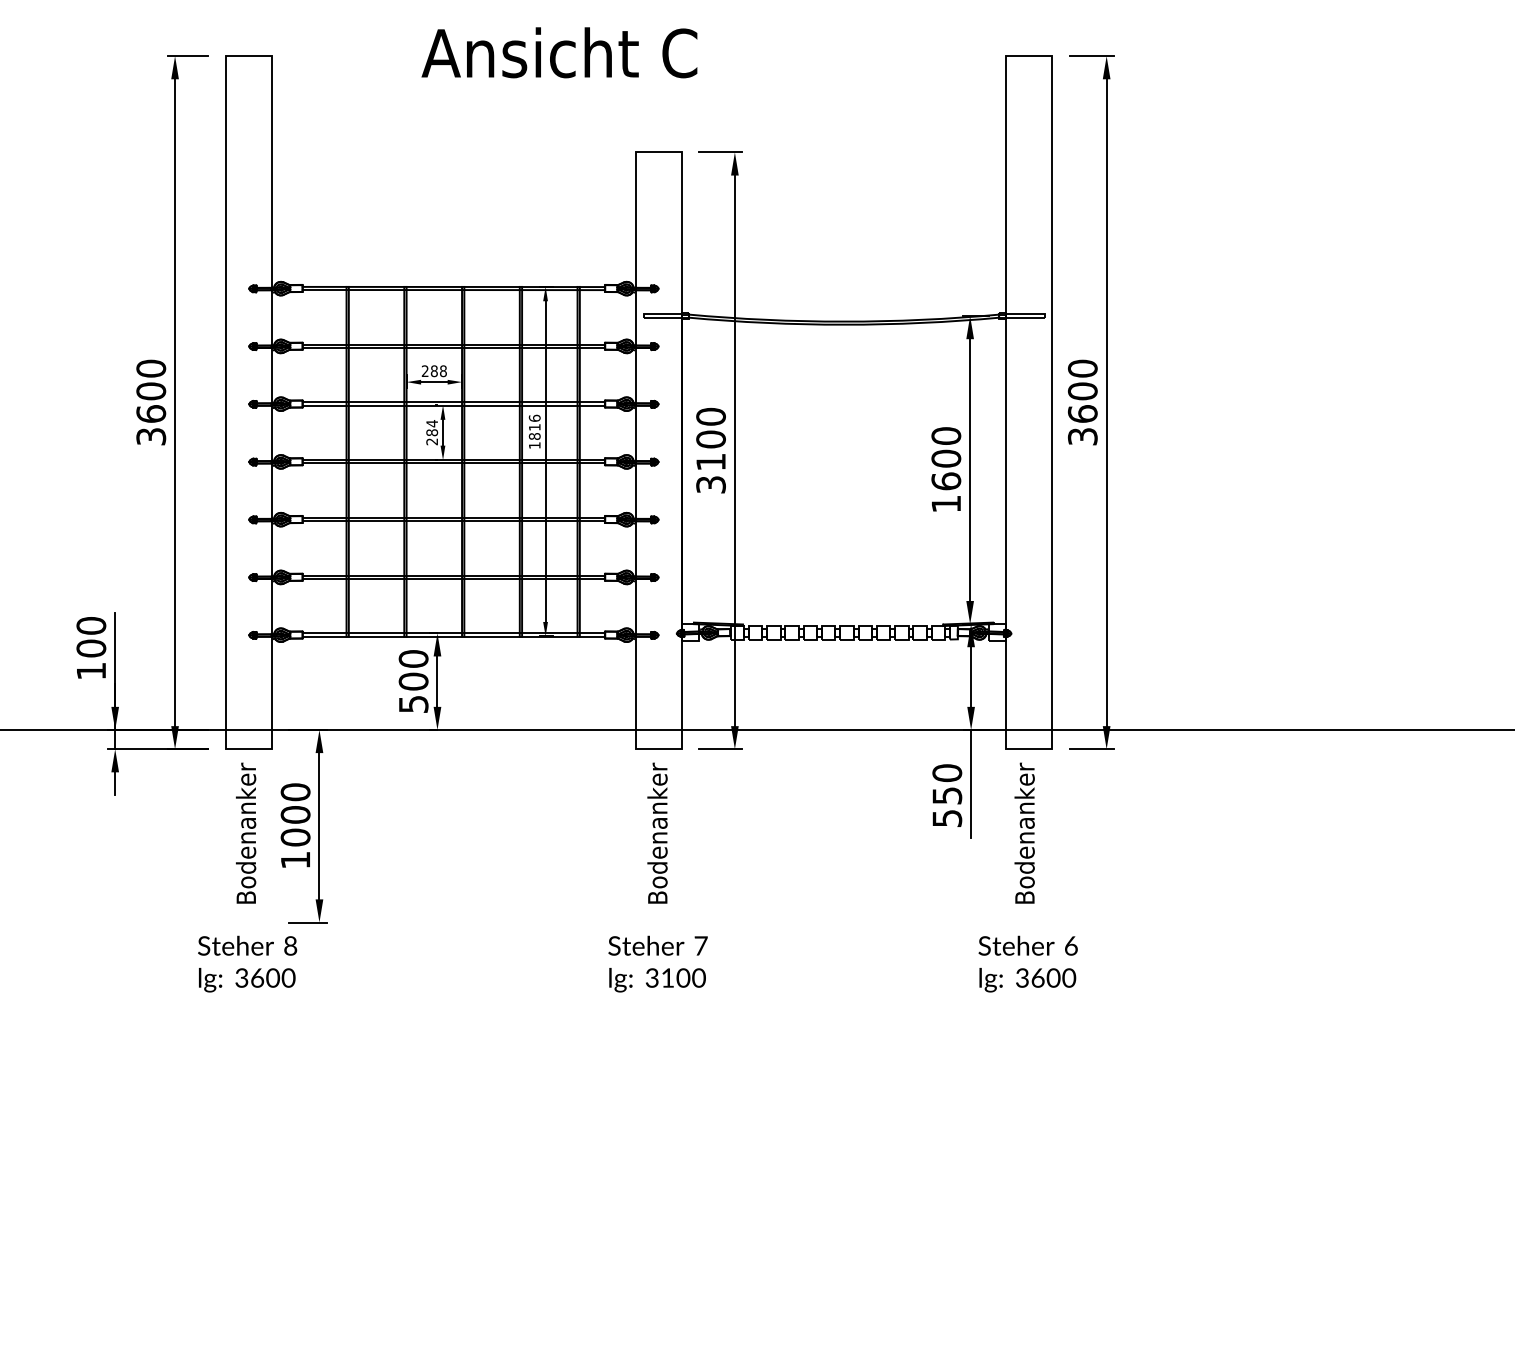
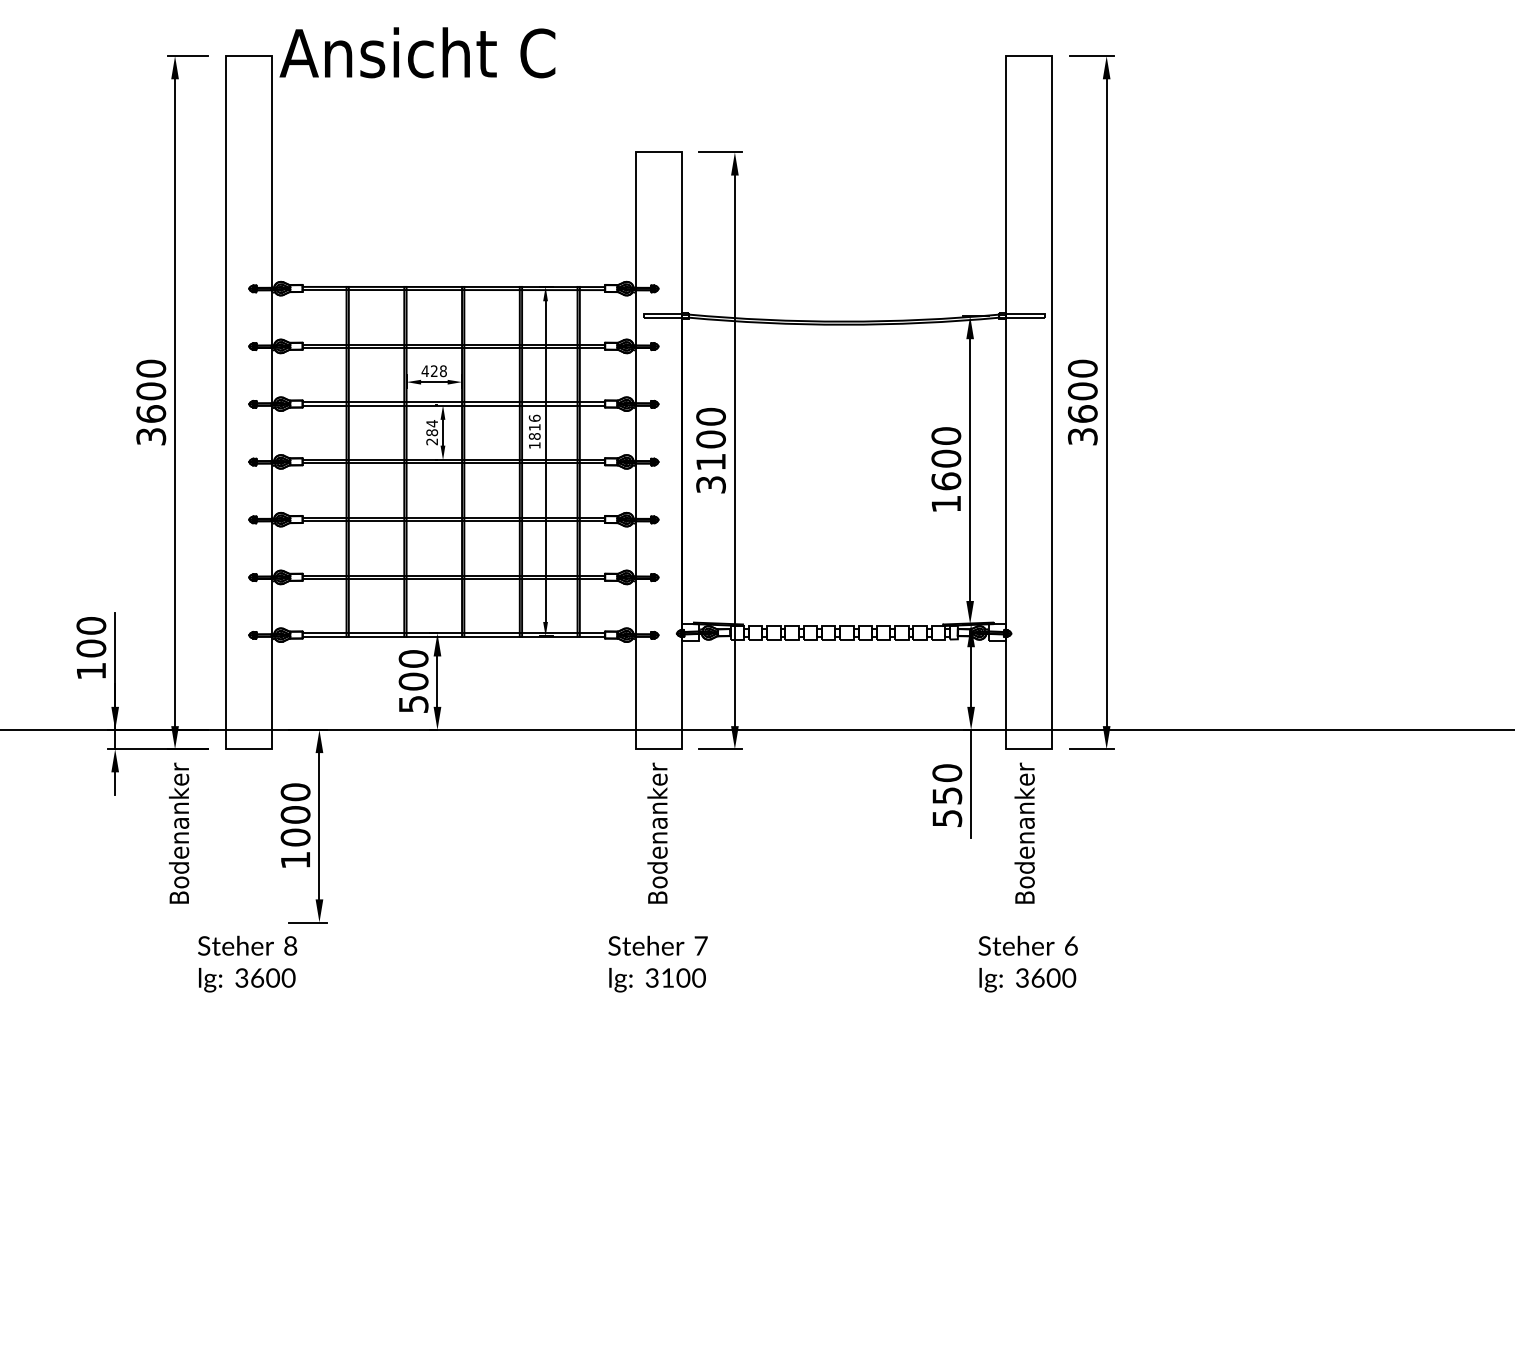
text position: (559, 52) -> (417, 52) (417, 52)
text: 288 -> 428 (429, 371)
text position: (246, 832) -> (179, 832) (179, 832)
